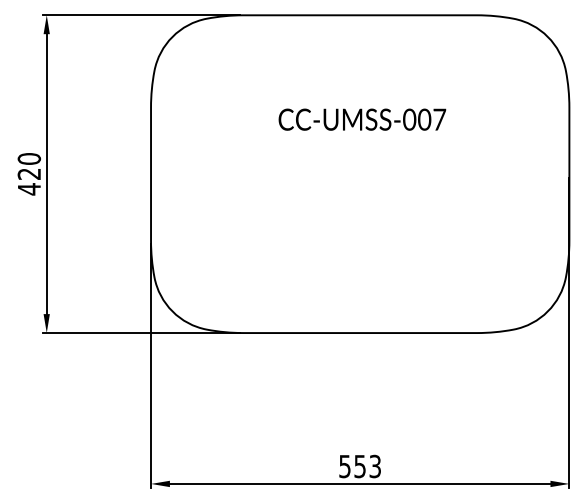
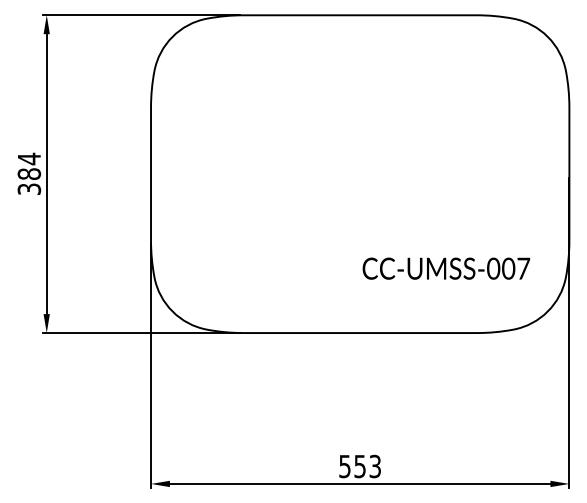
text position: (362, 119) -> (446, 268) (446, 268)
text: 420 -> 384 (29, 173)
